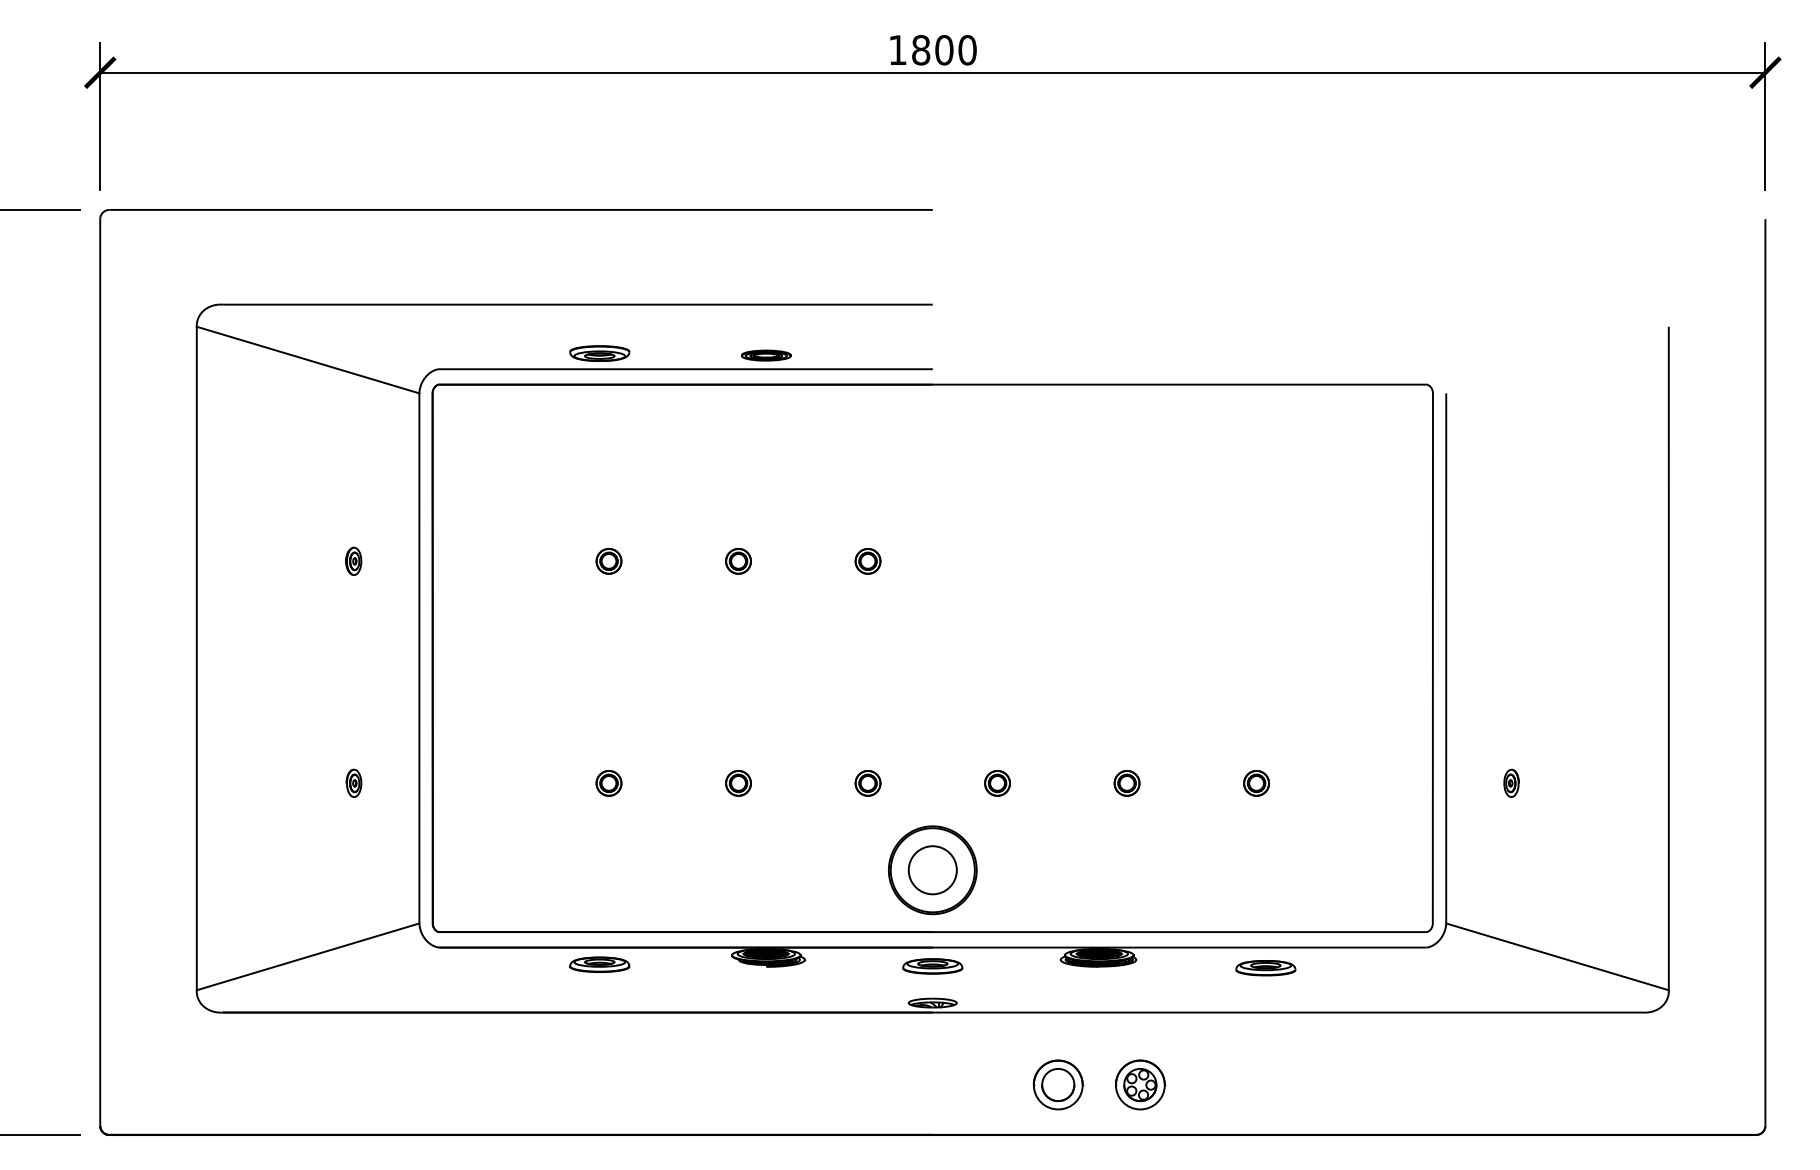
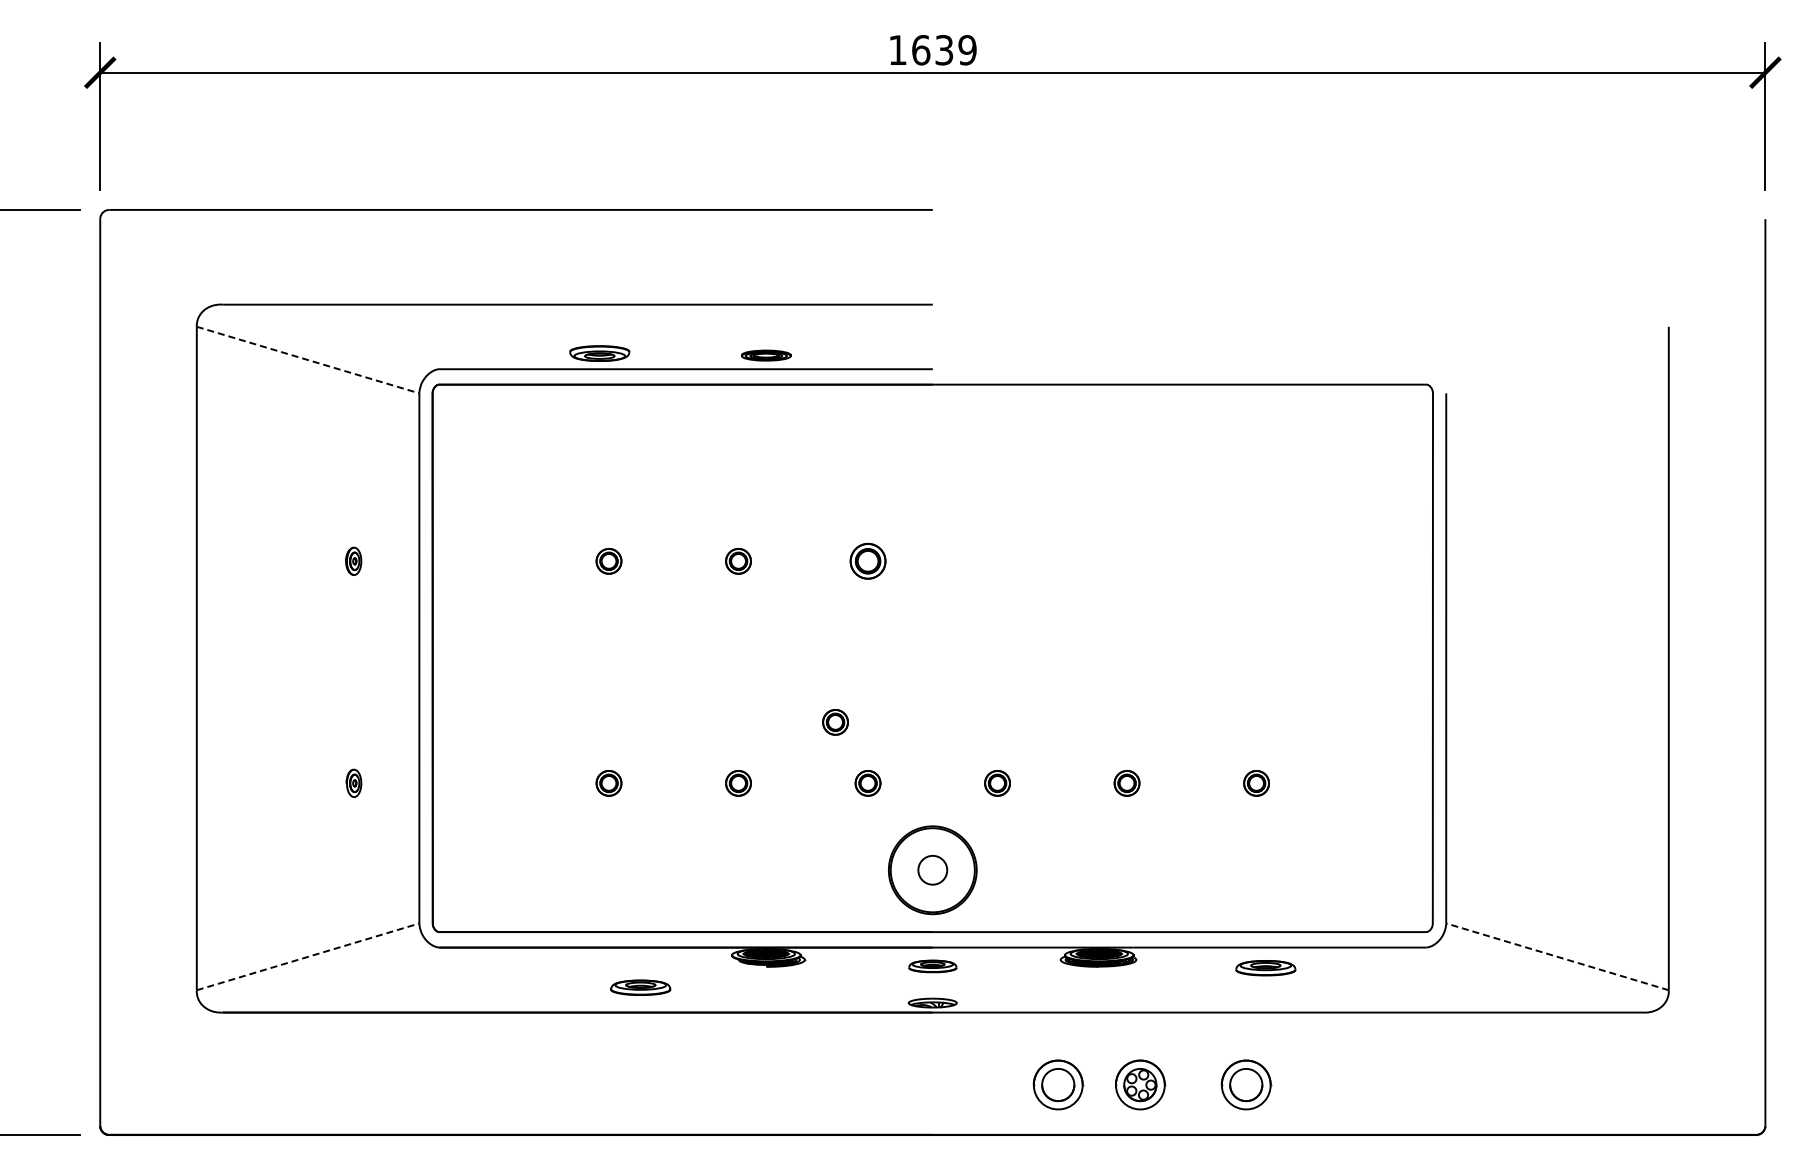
text: 1800 -> 1639 (944, 50)
line: solid -> dashed (308, 360)
part size: 28x27 px -> 38x37 px (867, 561)
part: none -> present (835, 722)
part: present -> none (1511, 782)
circle diameter: 48 px -> 29 px (932, 869)
line: solid -> dashed (308, 956)
line: solid -> dashed (1557, 956)
part position: (599, 964) -> (640, 987) (640, 987)
part size: 62x17 px -> 50x15 px (932, 966)
part: none -> present (1246, 1084)
